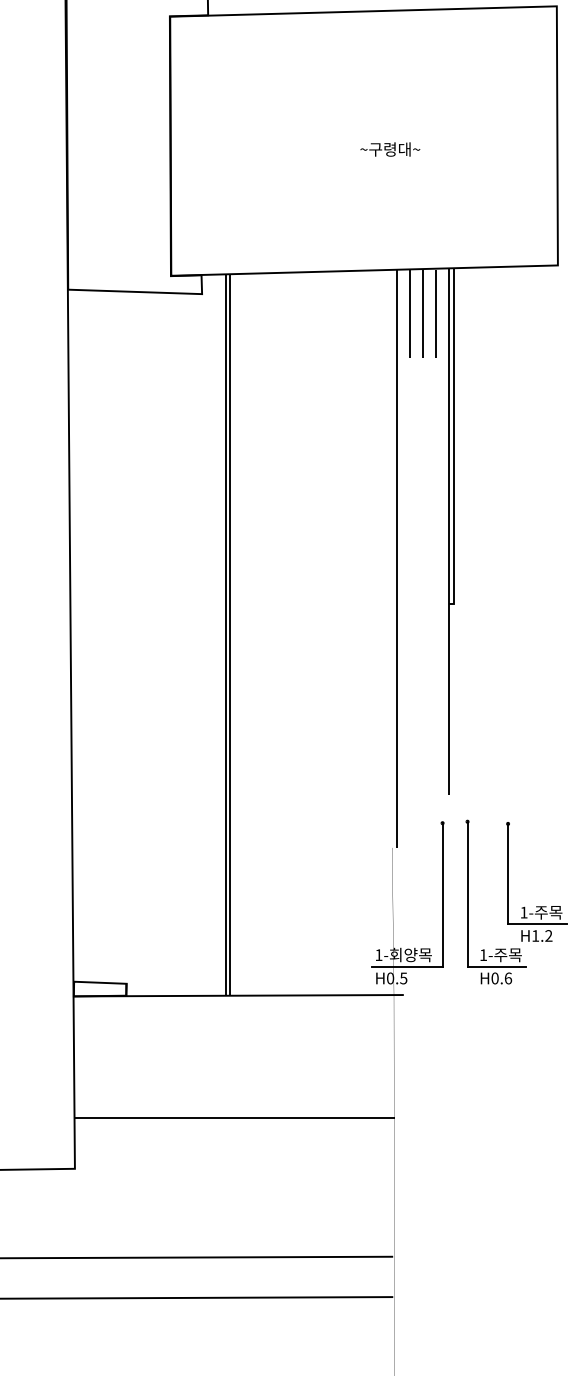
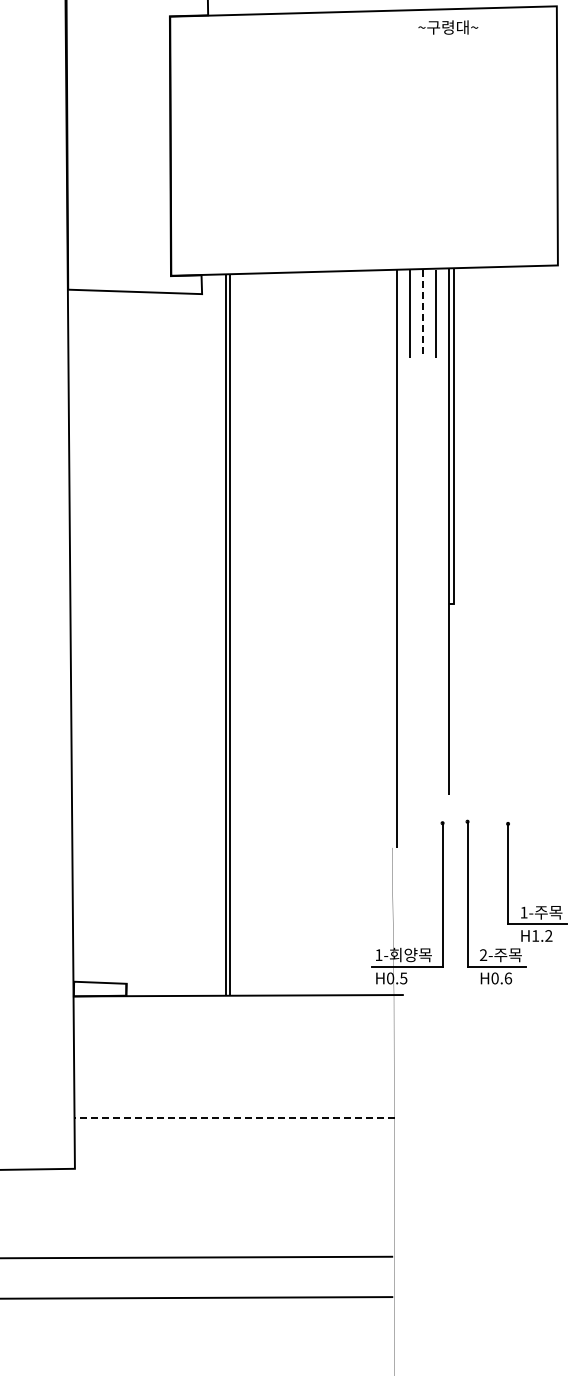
text position: (390, 149) -> (448, 27) (448, 27)
line: solid -> dashed (423, 314)
text: 1- -> 2- (483, 954)
line: solid -> dashed (234, 1118)
